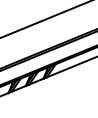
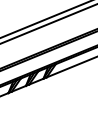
line: none -> present (48, 23)
